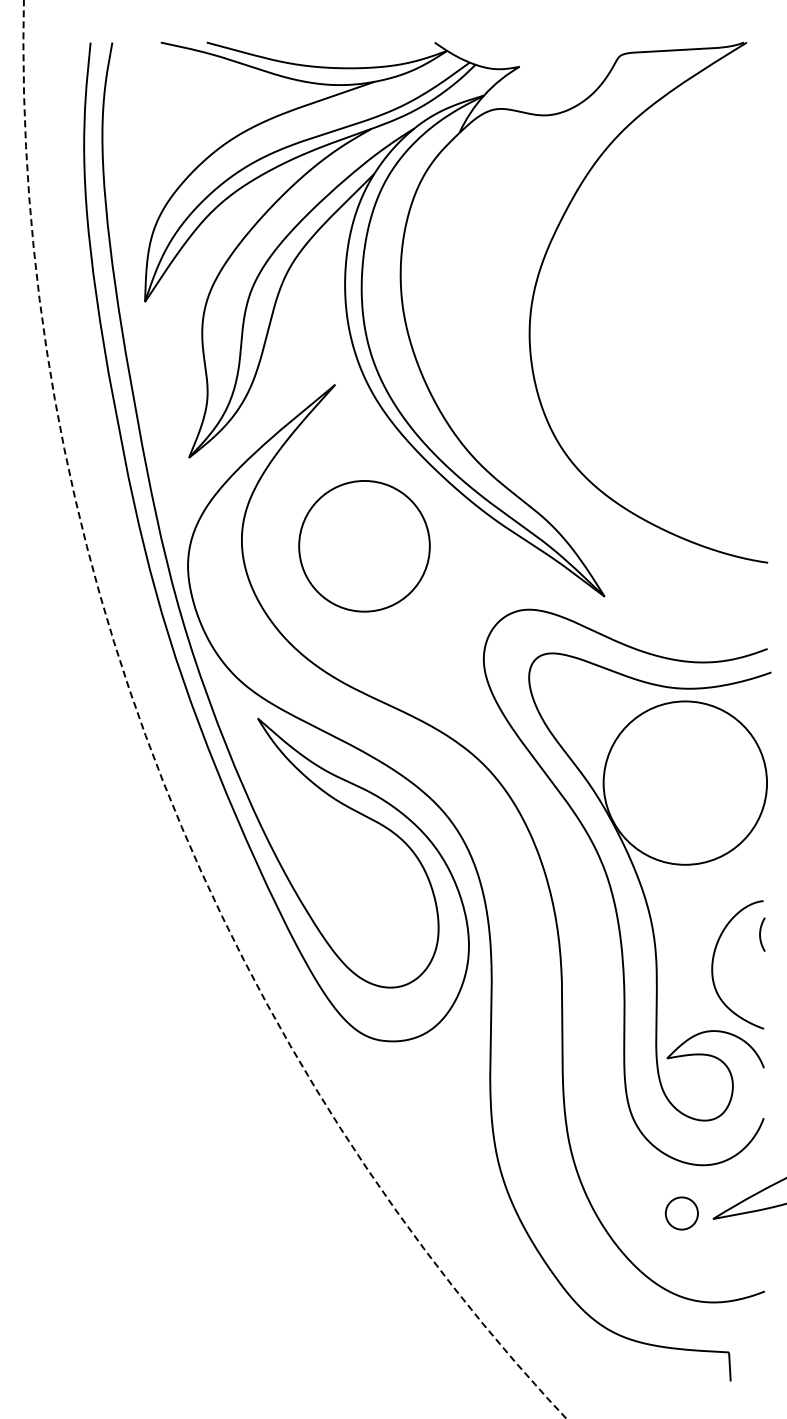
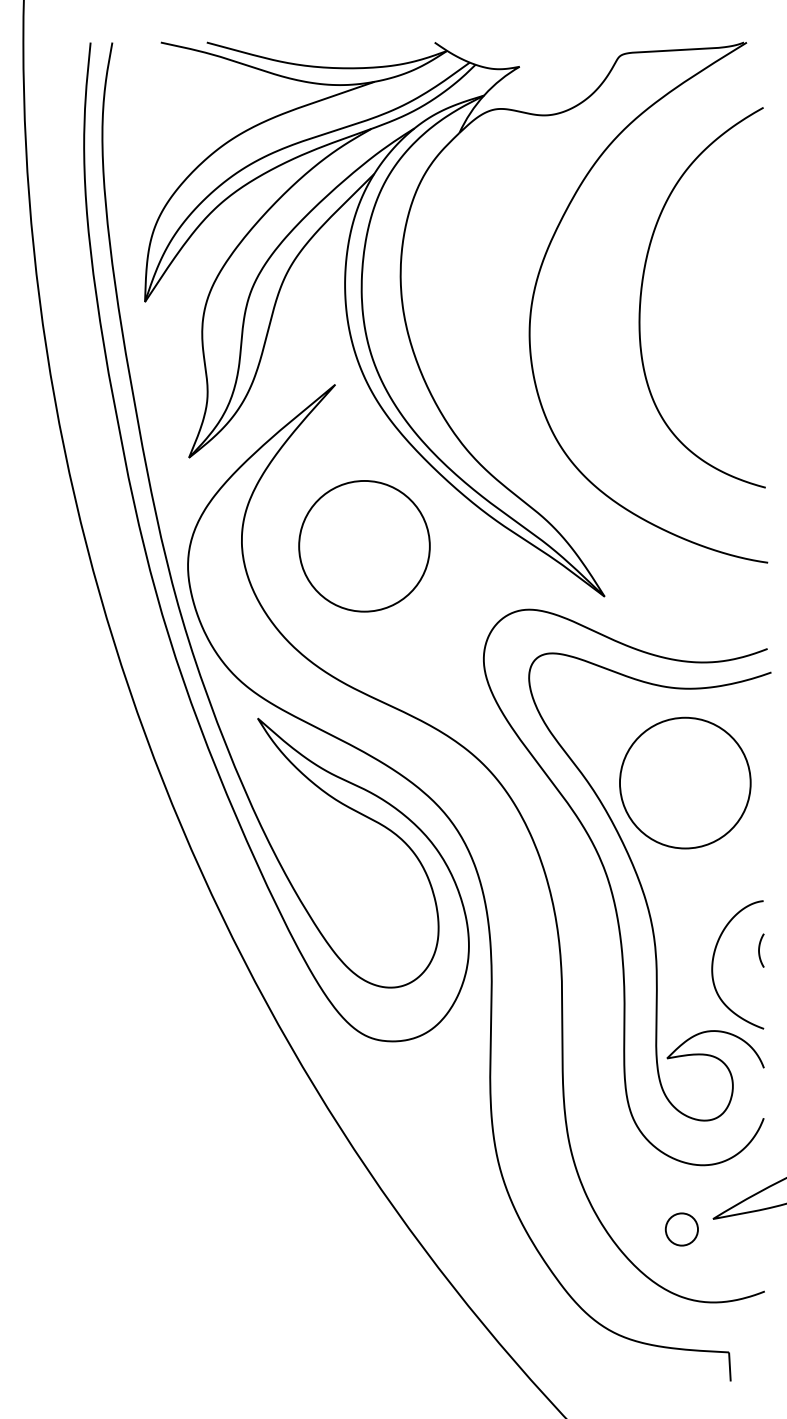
curve: none -> present (642, 291)
circle: dashed -> solid (294, 709)
circle diameter: 163 px -> 131 px (684, 782)
curve position: (760, 934) -> (759, 950) (759, 950)
circle position: (681, 1213) -> (681, 1229) (681, 1229)
